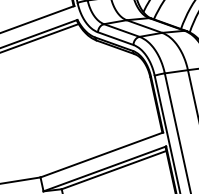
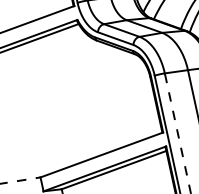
line: solid -> dashed (177, 132)
line: solid -> dashed (20, 180)
